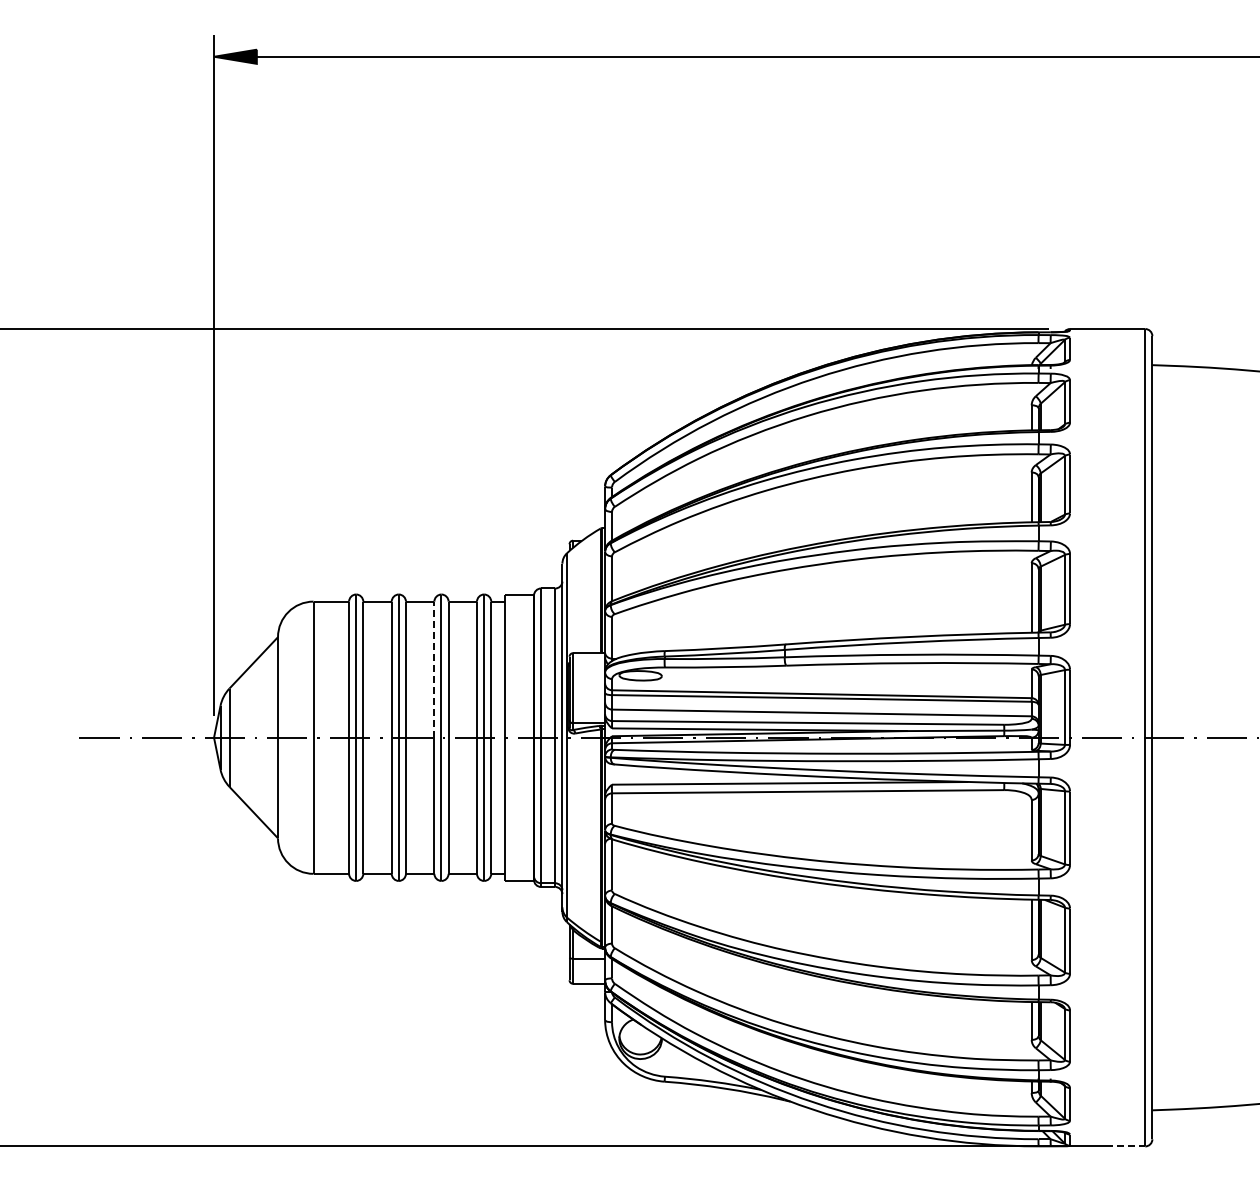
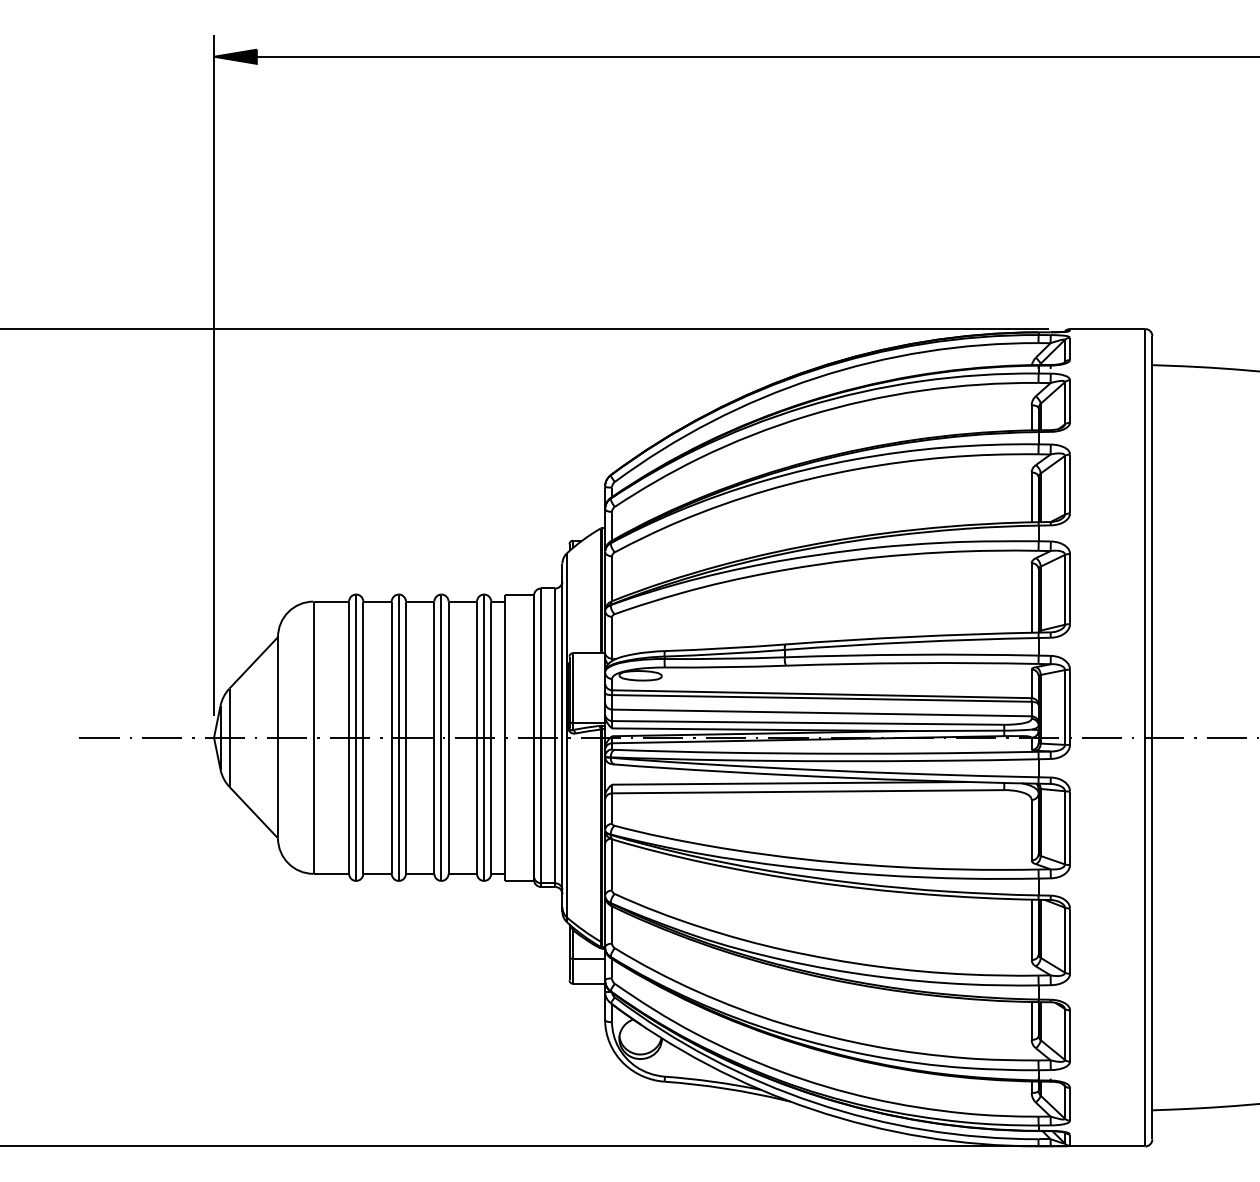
line: dashed -> solid (434, 669)
line: dashed -> solid (1125, 1146)
